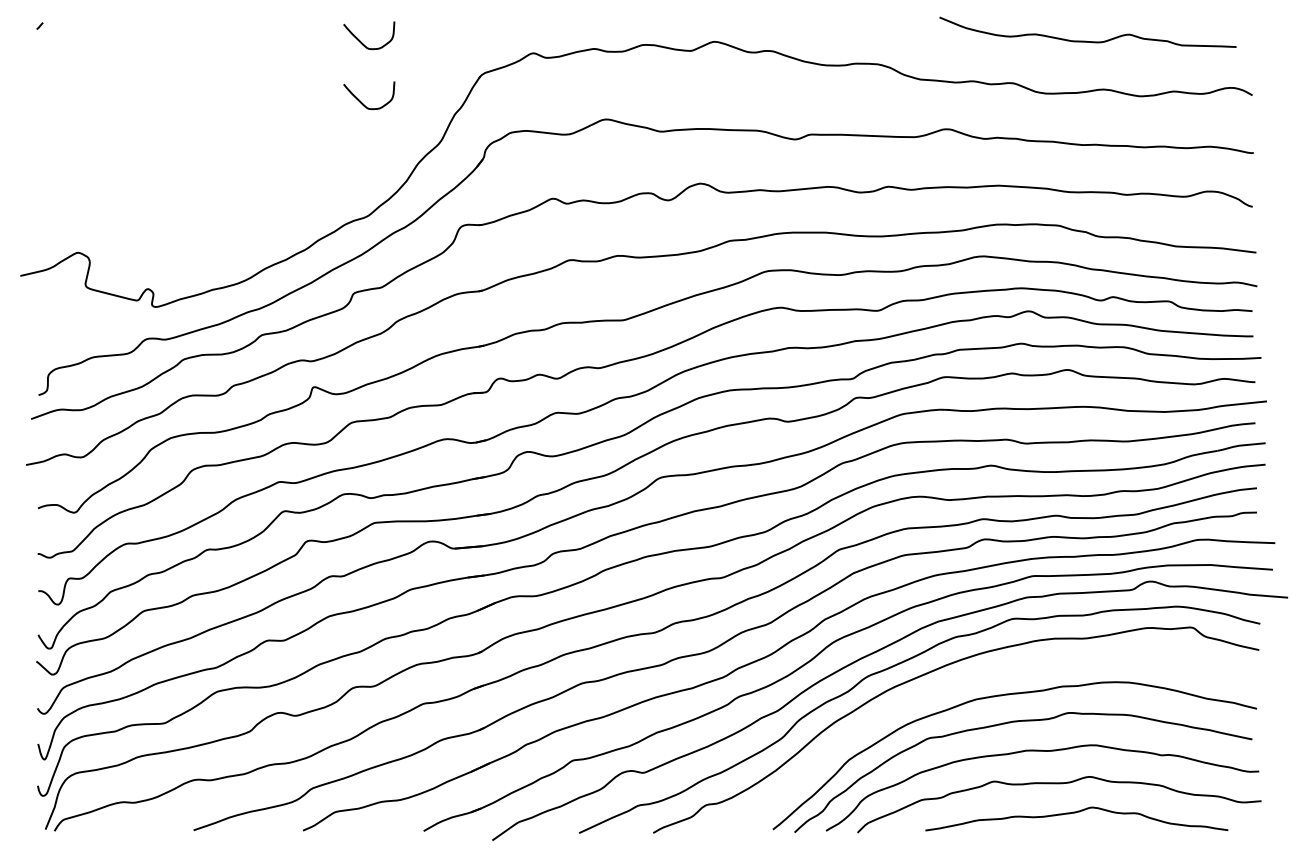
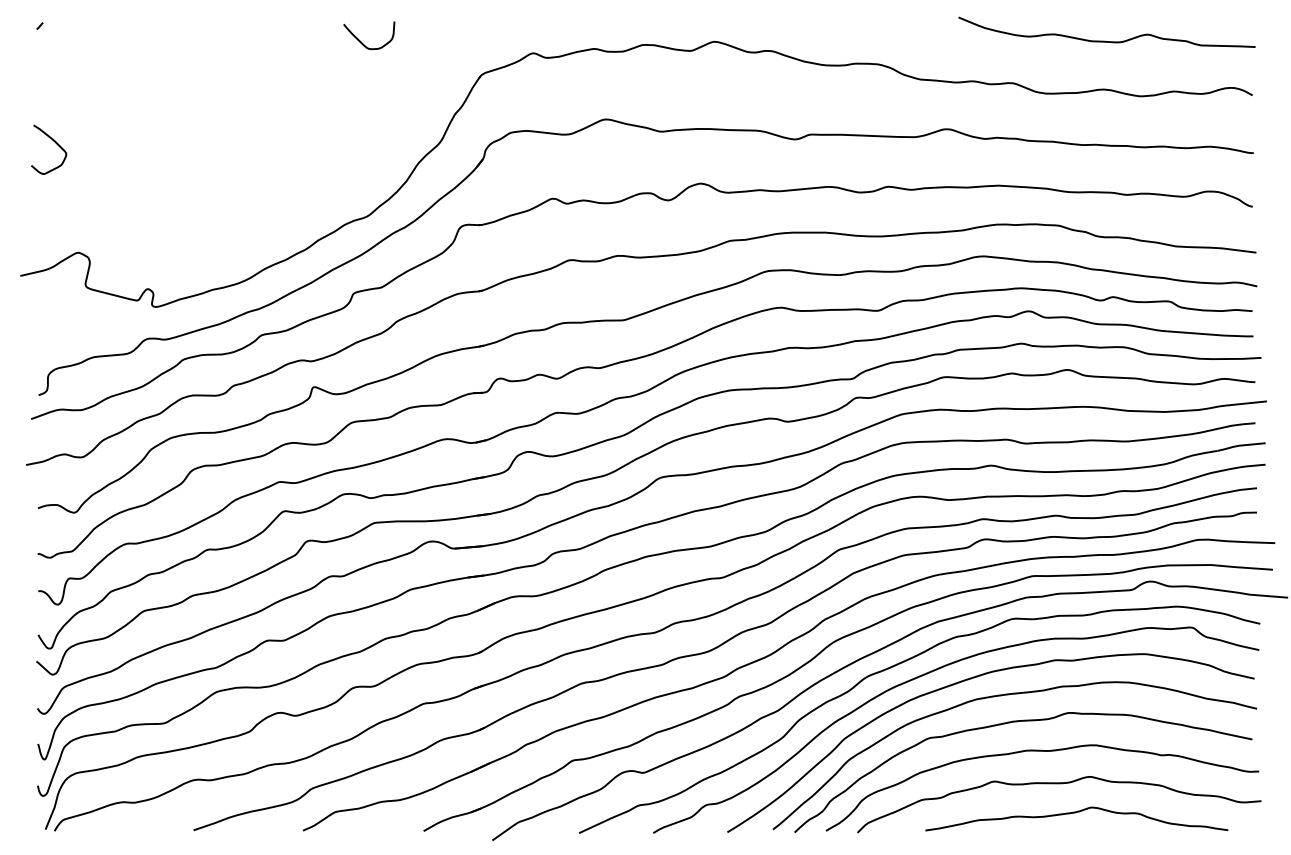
curve position: (1086, 40) -> (1105, 40) (1105, 40)
curve: present -> none (362, 102)
curve: none -> present (55, 143)
curve: none -> present (968, 680)
